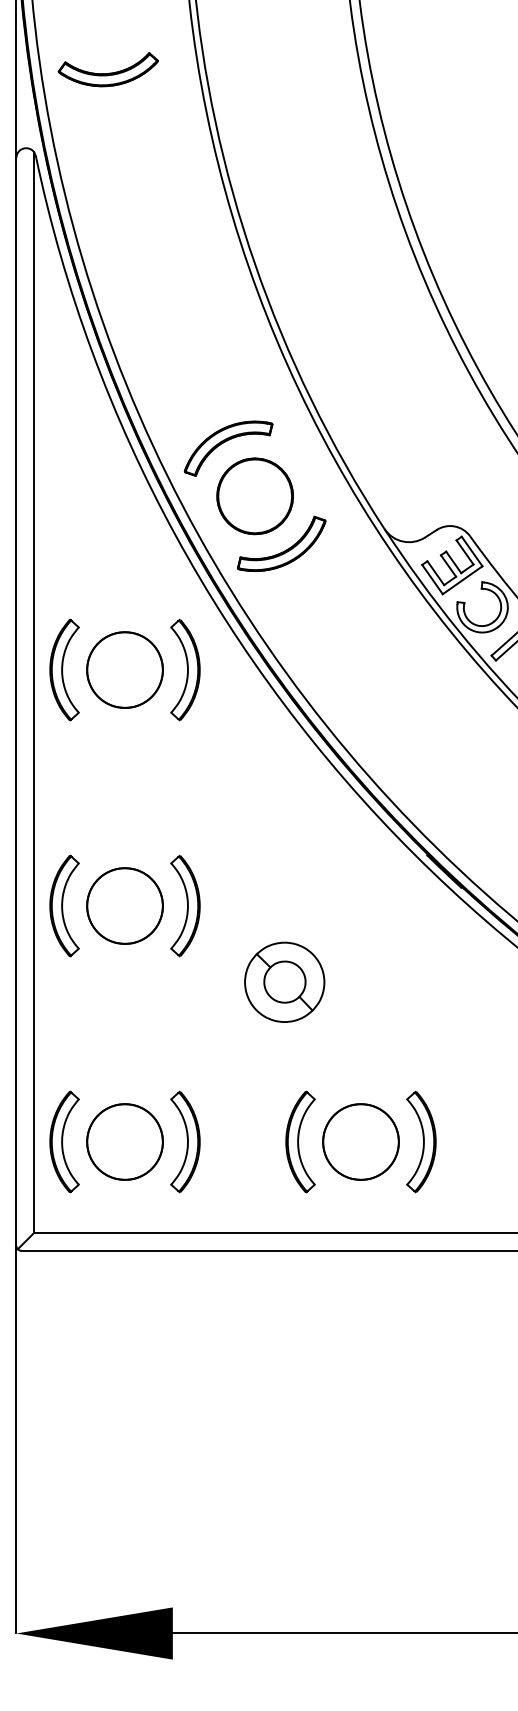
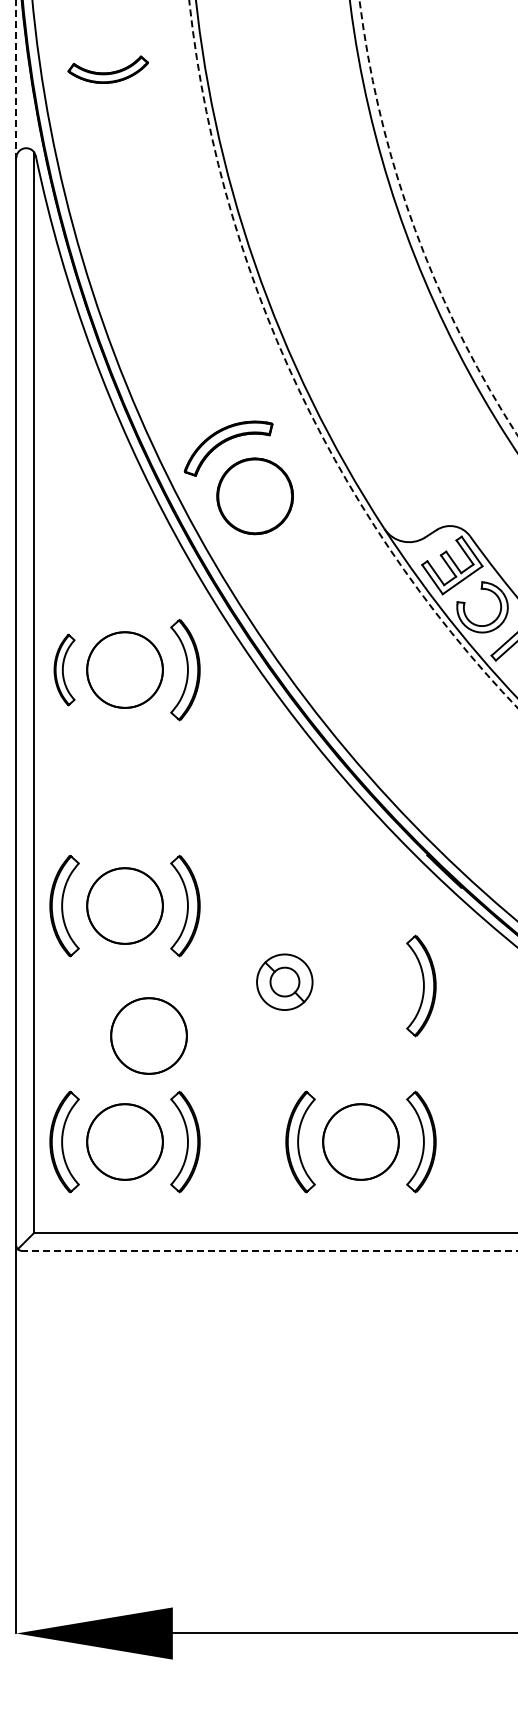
part size: 102x36 px -> 82x29 px (107, 69)
line: solid -> dashed (16, 79)
arc: solid -> dashed (414, 228)
arc: solid -> dashed (296, 383)
part: present -> none (284, 550)
part size: 31x104 px -> 23x74 px (64, 669)
part size: 82x82 px -> 58x58 px (284, 981)
part: none -> present (421, 985)
part: none -> present (148, 1035)
line: solid -> dashed (269, 1250)
